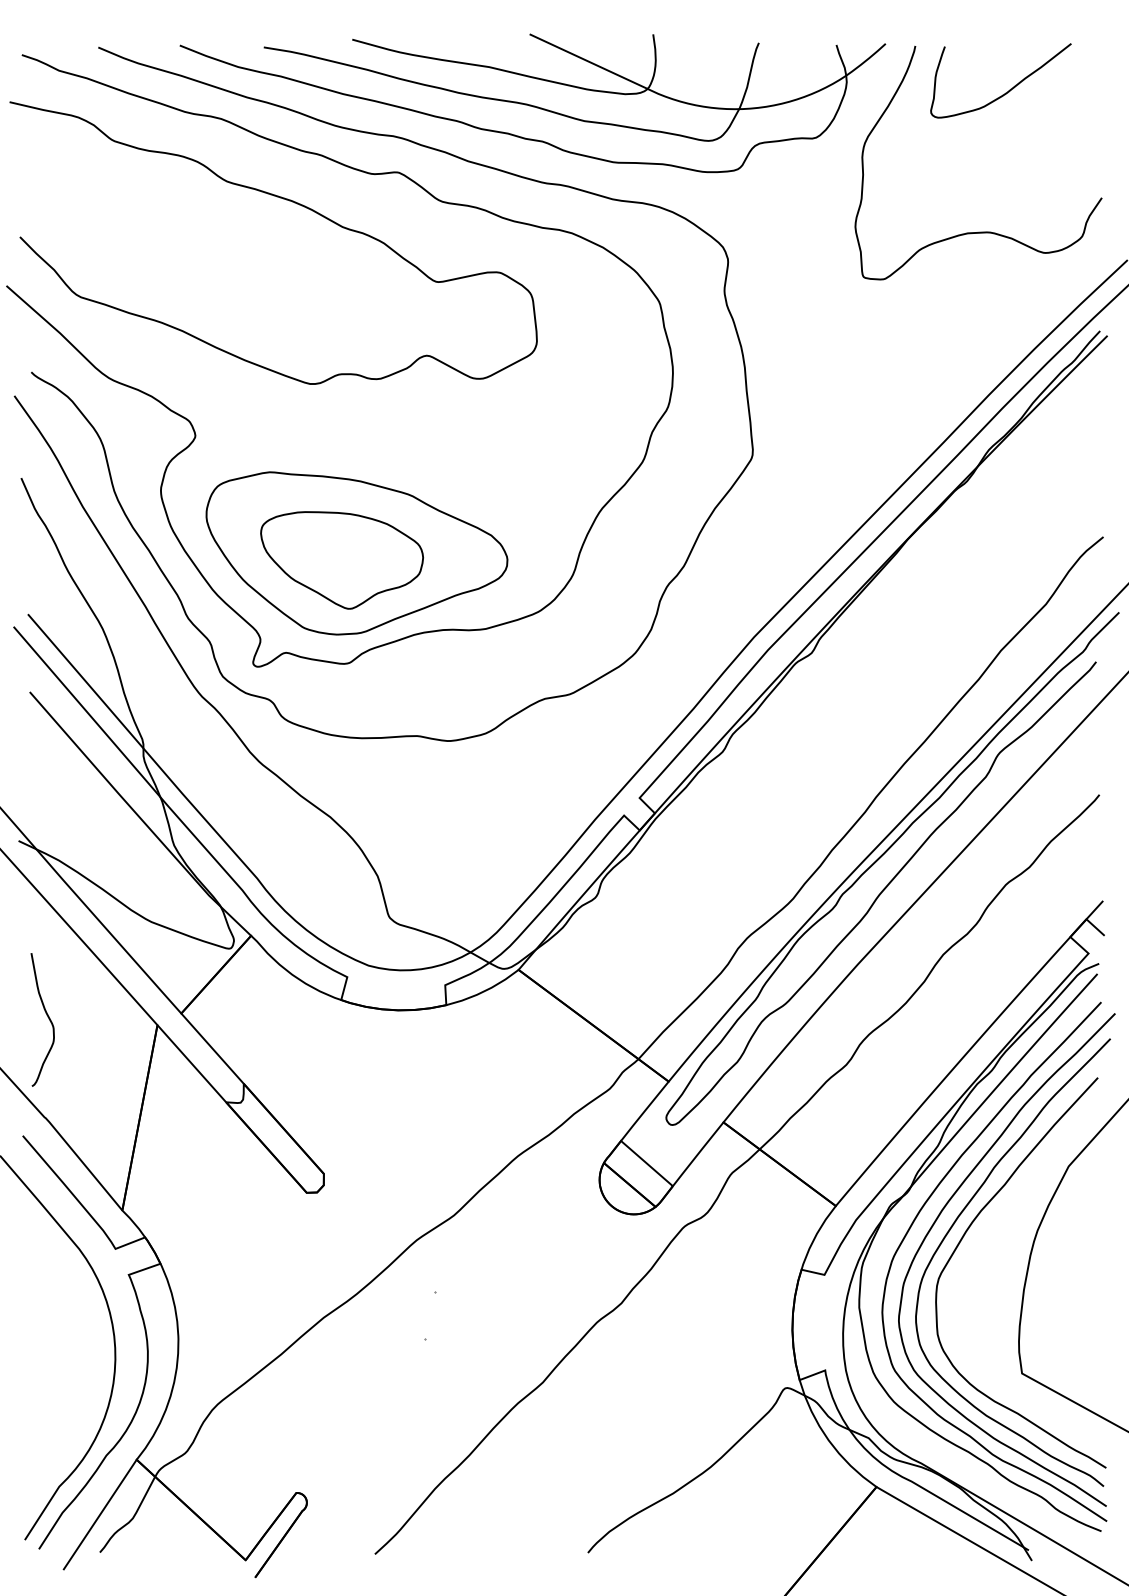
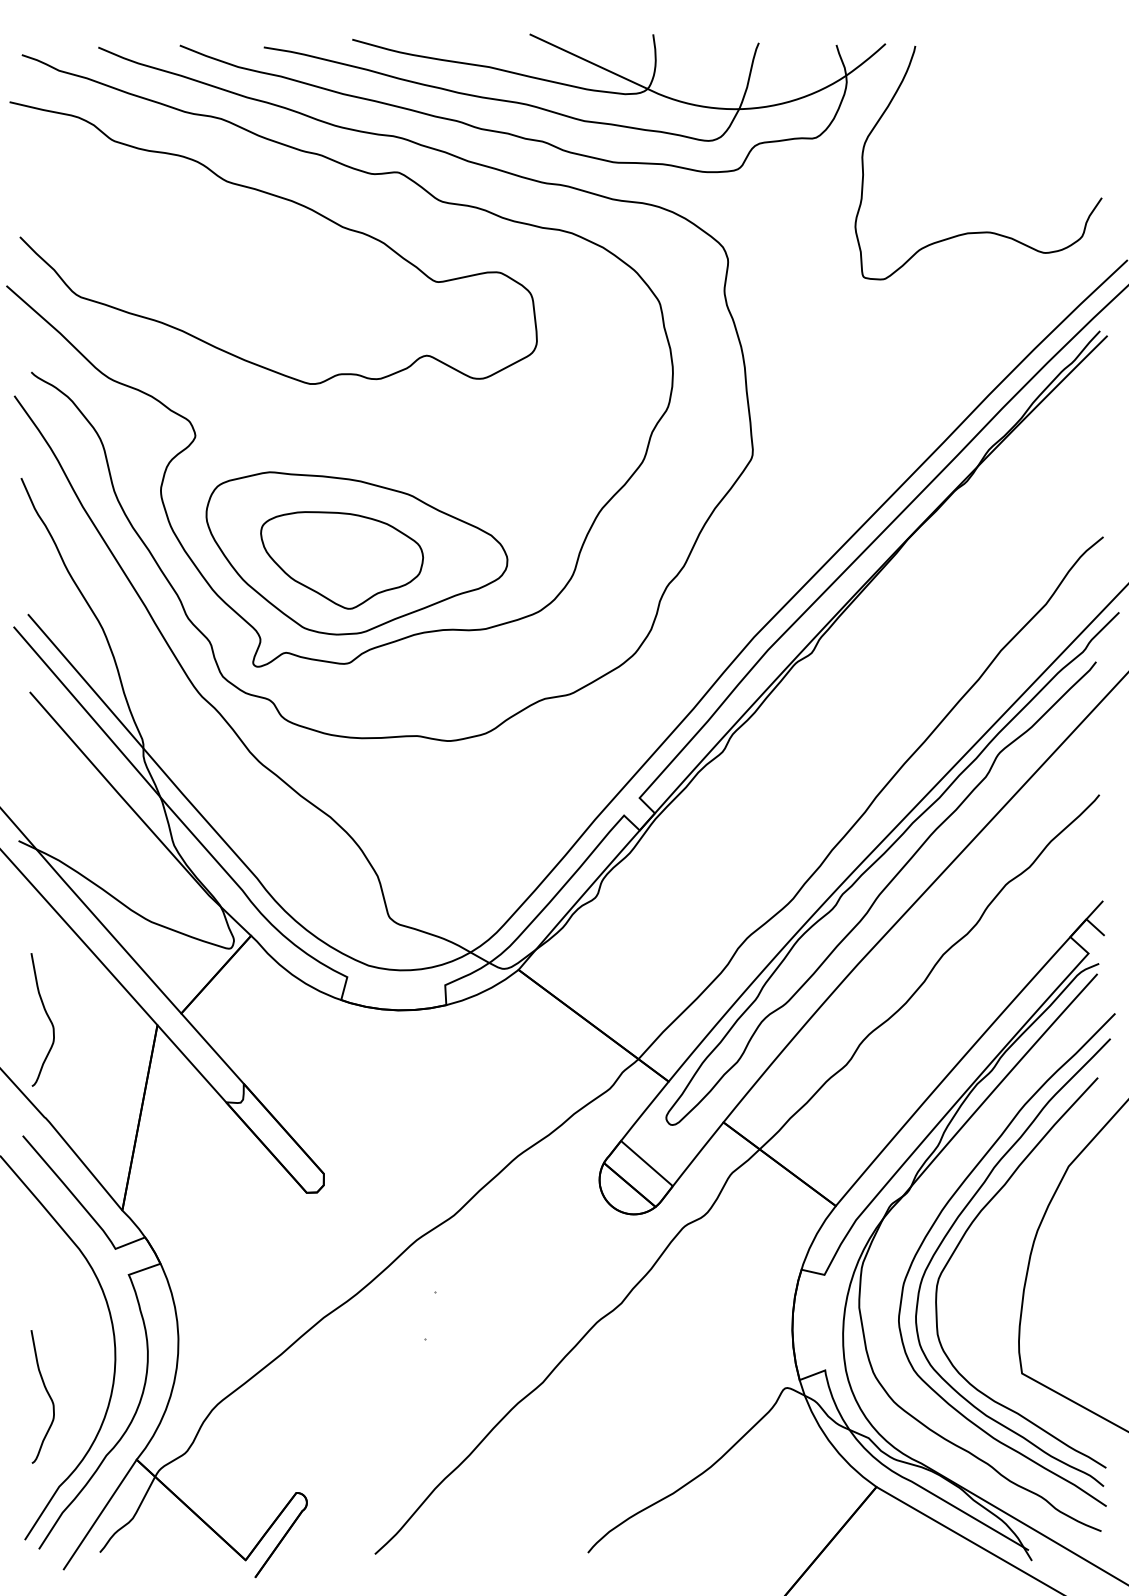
curve: present -> none (1009, 89)
curve: present -> none (917, 1217)
curve: none -> present (47, 1394)
